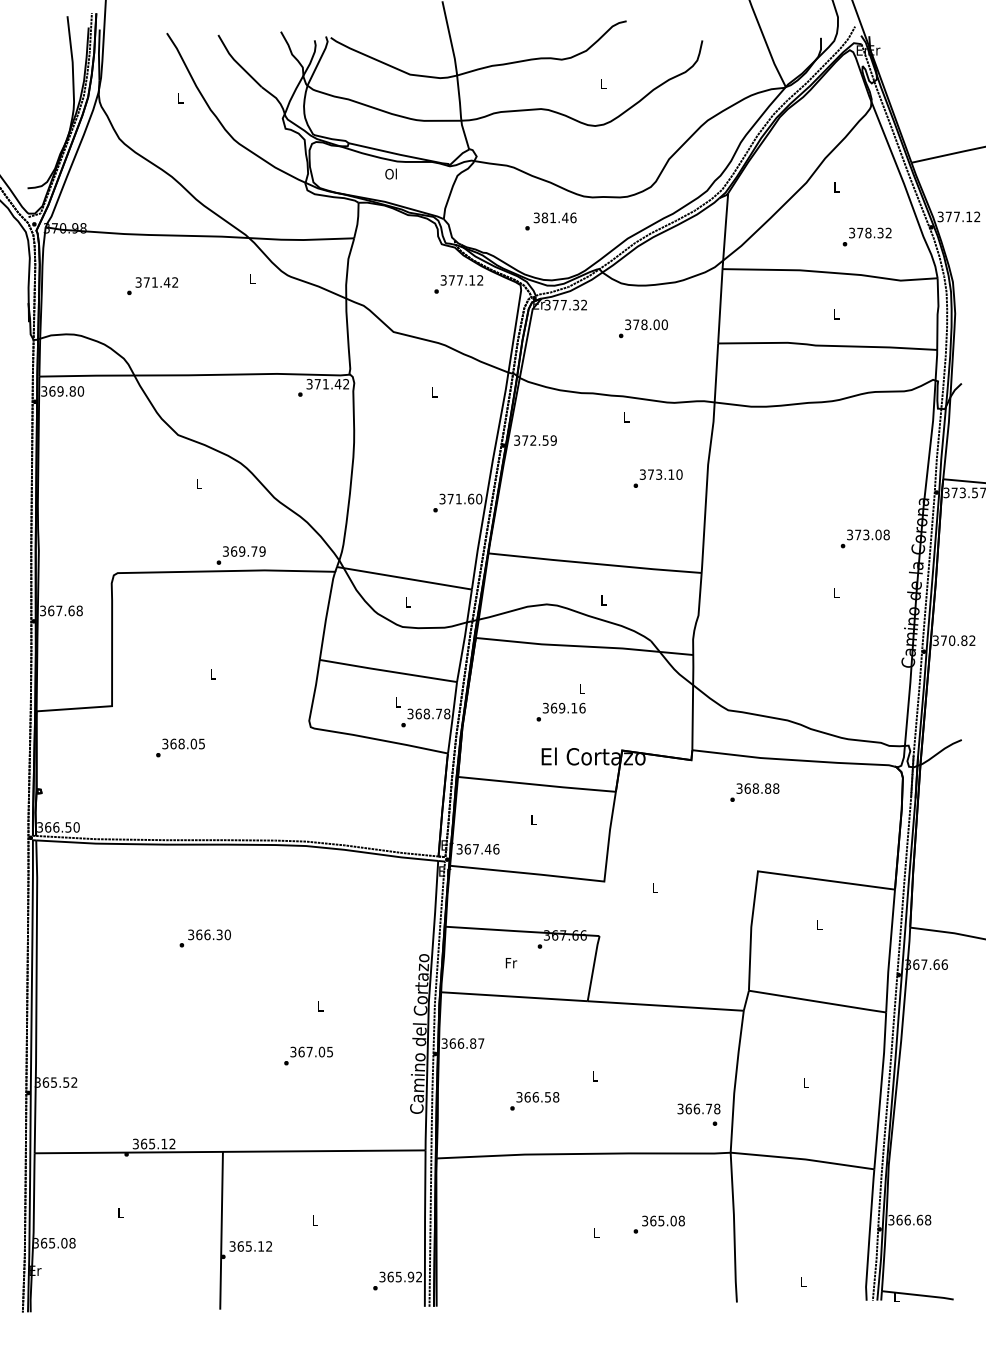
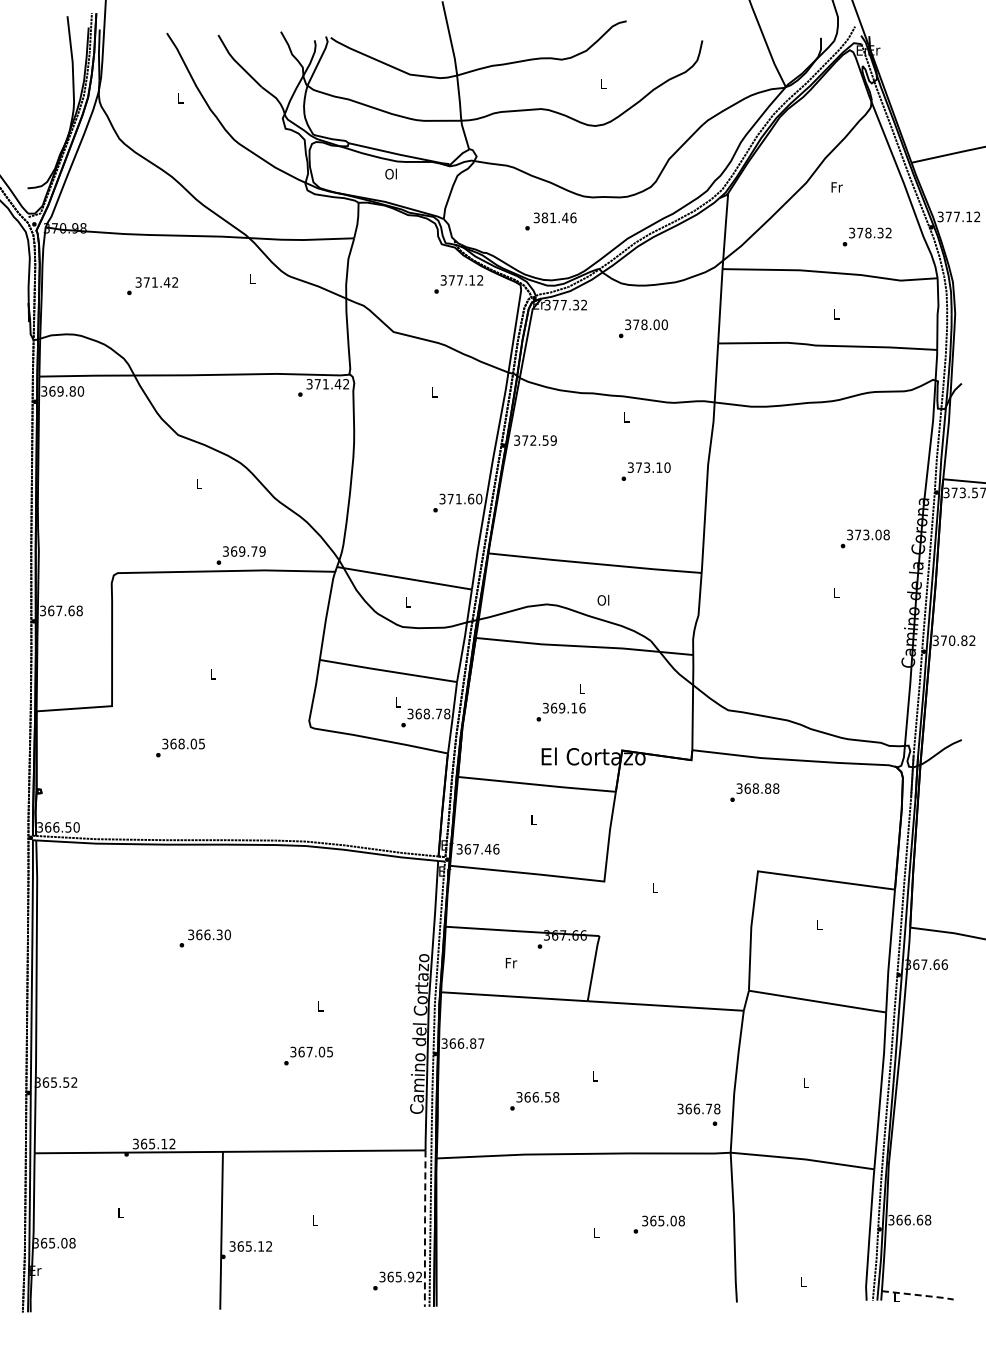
text: L -> Fr (836, 187)
text position: (657, 478) -> (645, 471) (645, 471)
text: L -> Ol (603, 599)
line: solid -> dashed (425, 1228)
line: solid -> dashed (918, 1295)
